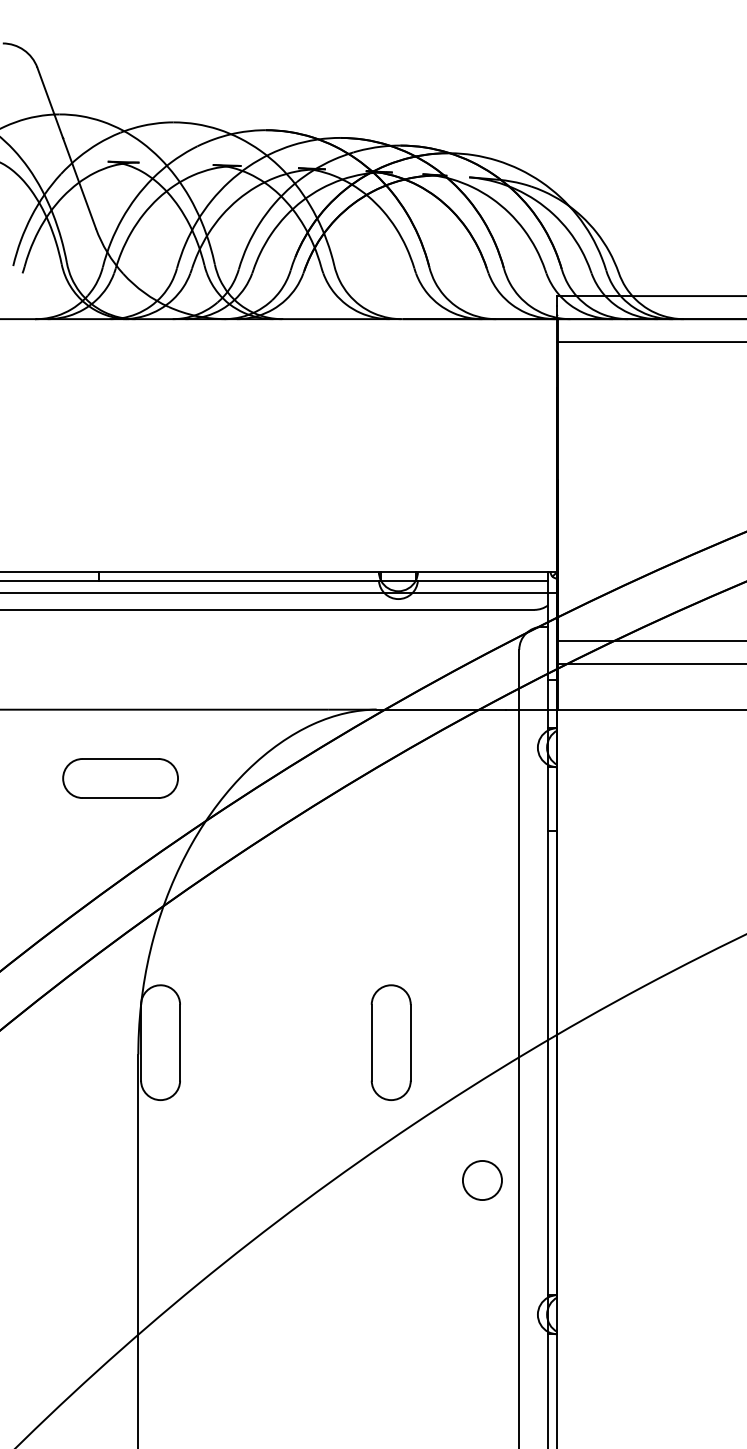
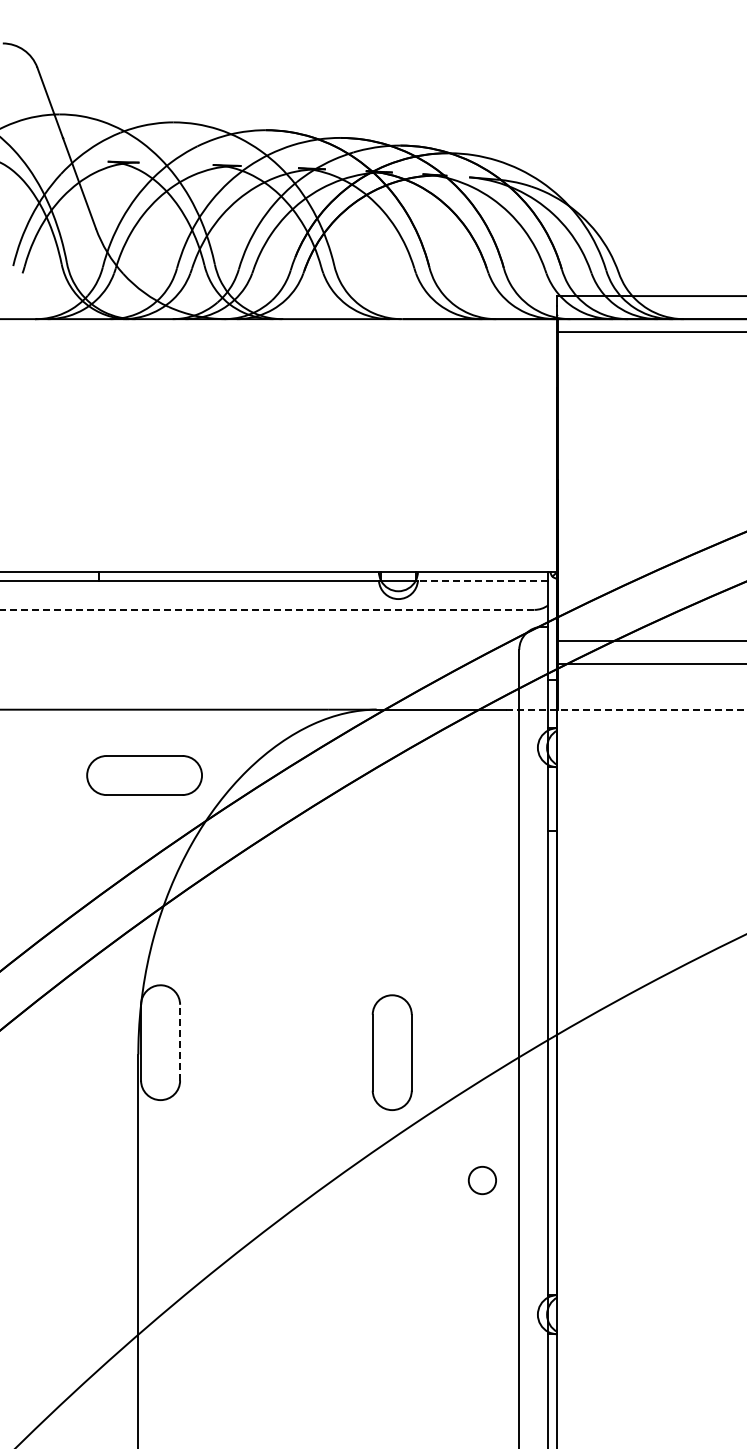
line position: (650, 342) -> (650, 332) (650, 332)
line: solid -> dashed (482, 580)
line: present -> none (279, 593)
line: solid -> dashed (267, 609)
line: solid -> dashed (626, 709)
part position: (120, 778) -> (144, 775) (144, 775)
line: solid -> dashed (180, 1042)
part position: (390, 1042) -> (391, 1052) (391, 1052)
circle diameter: 39 px -> 27 px (482, 1180)
